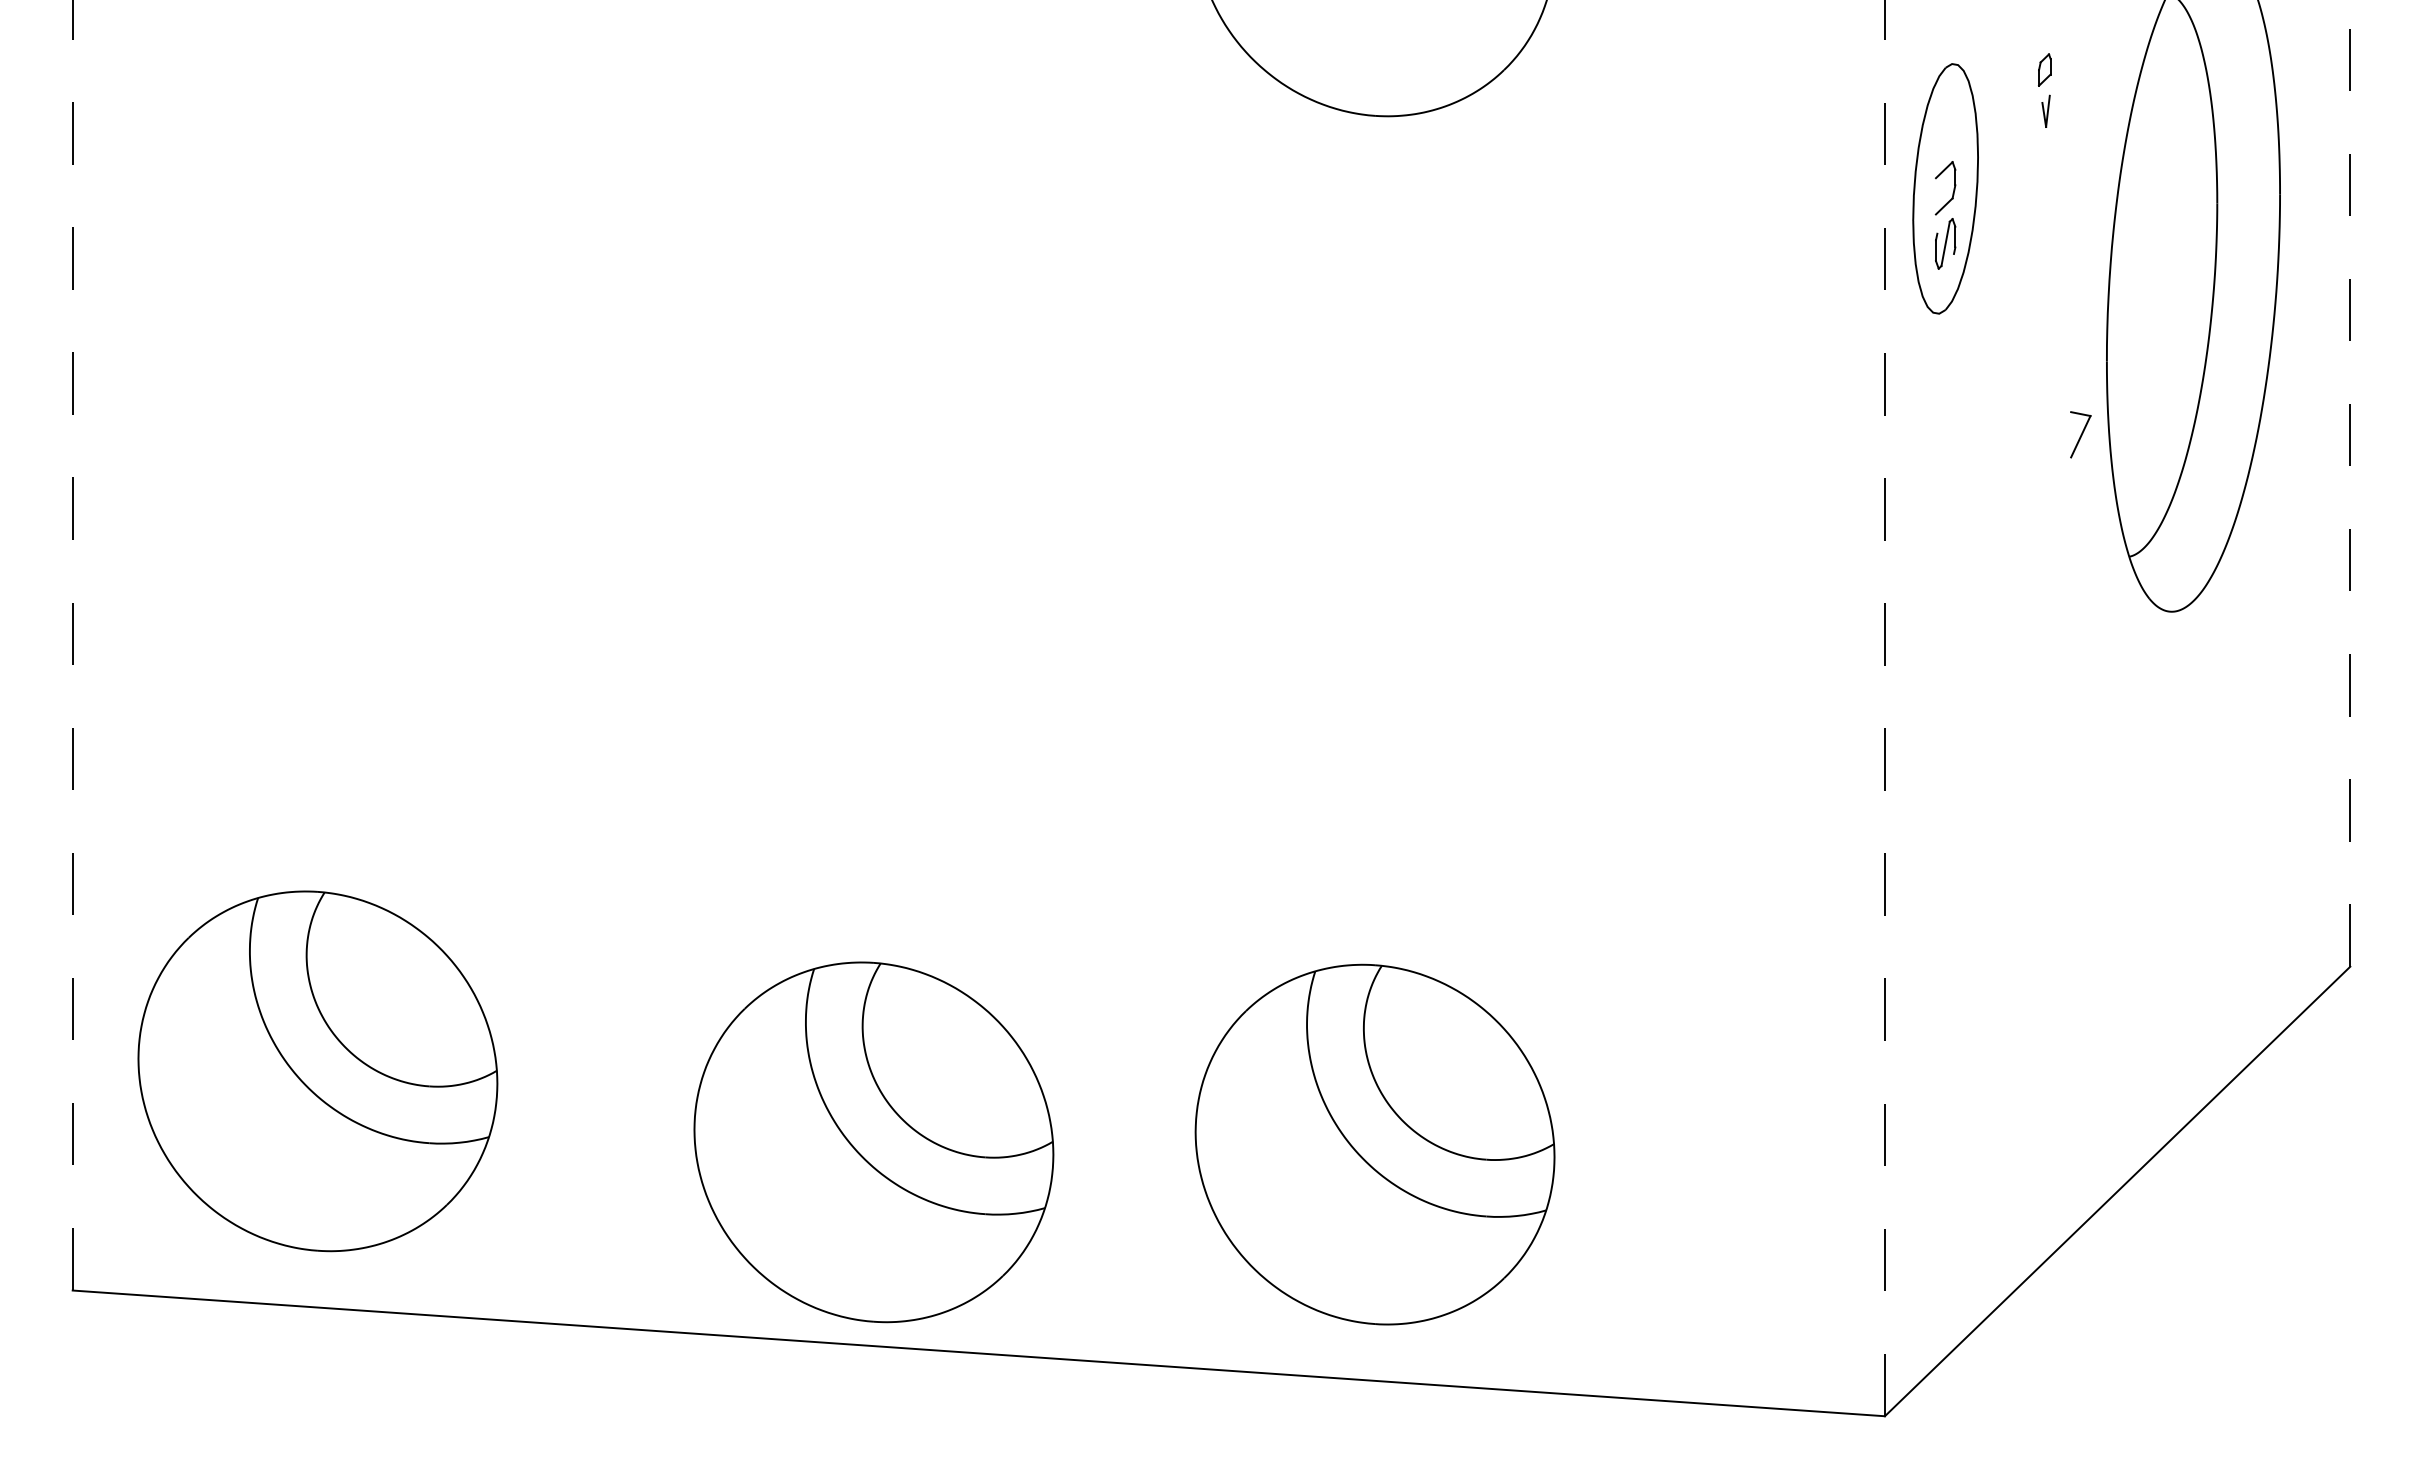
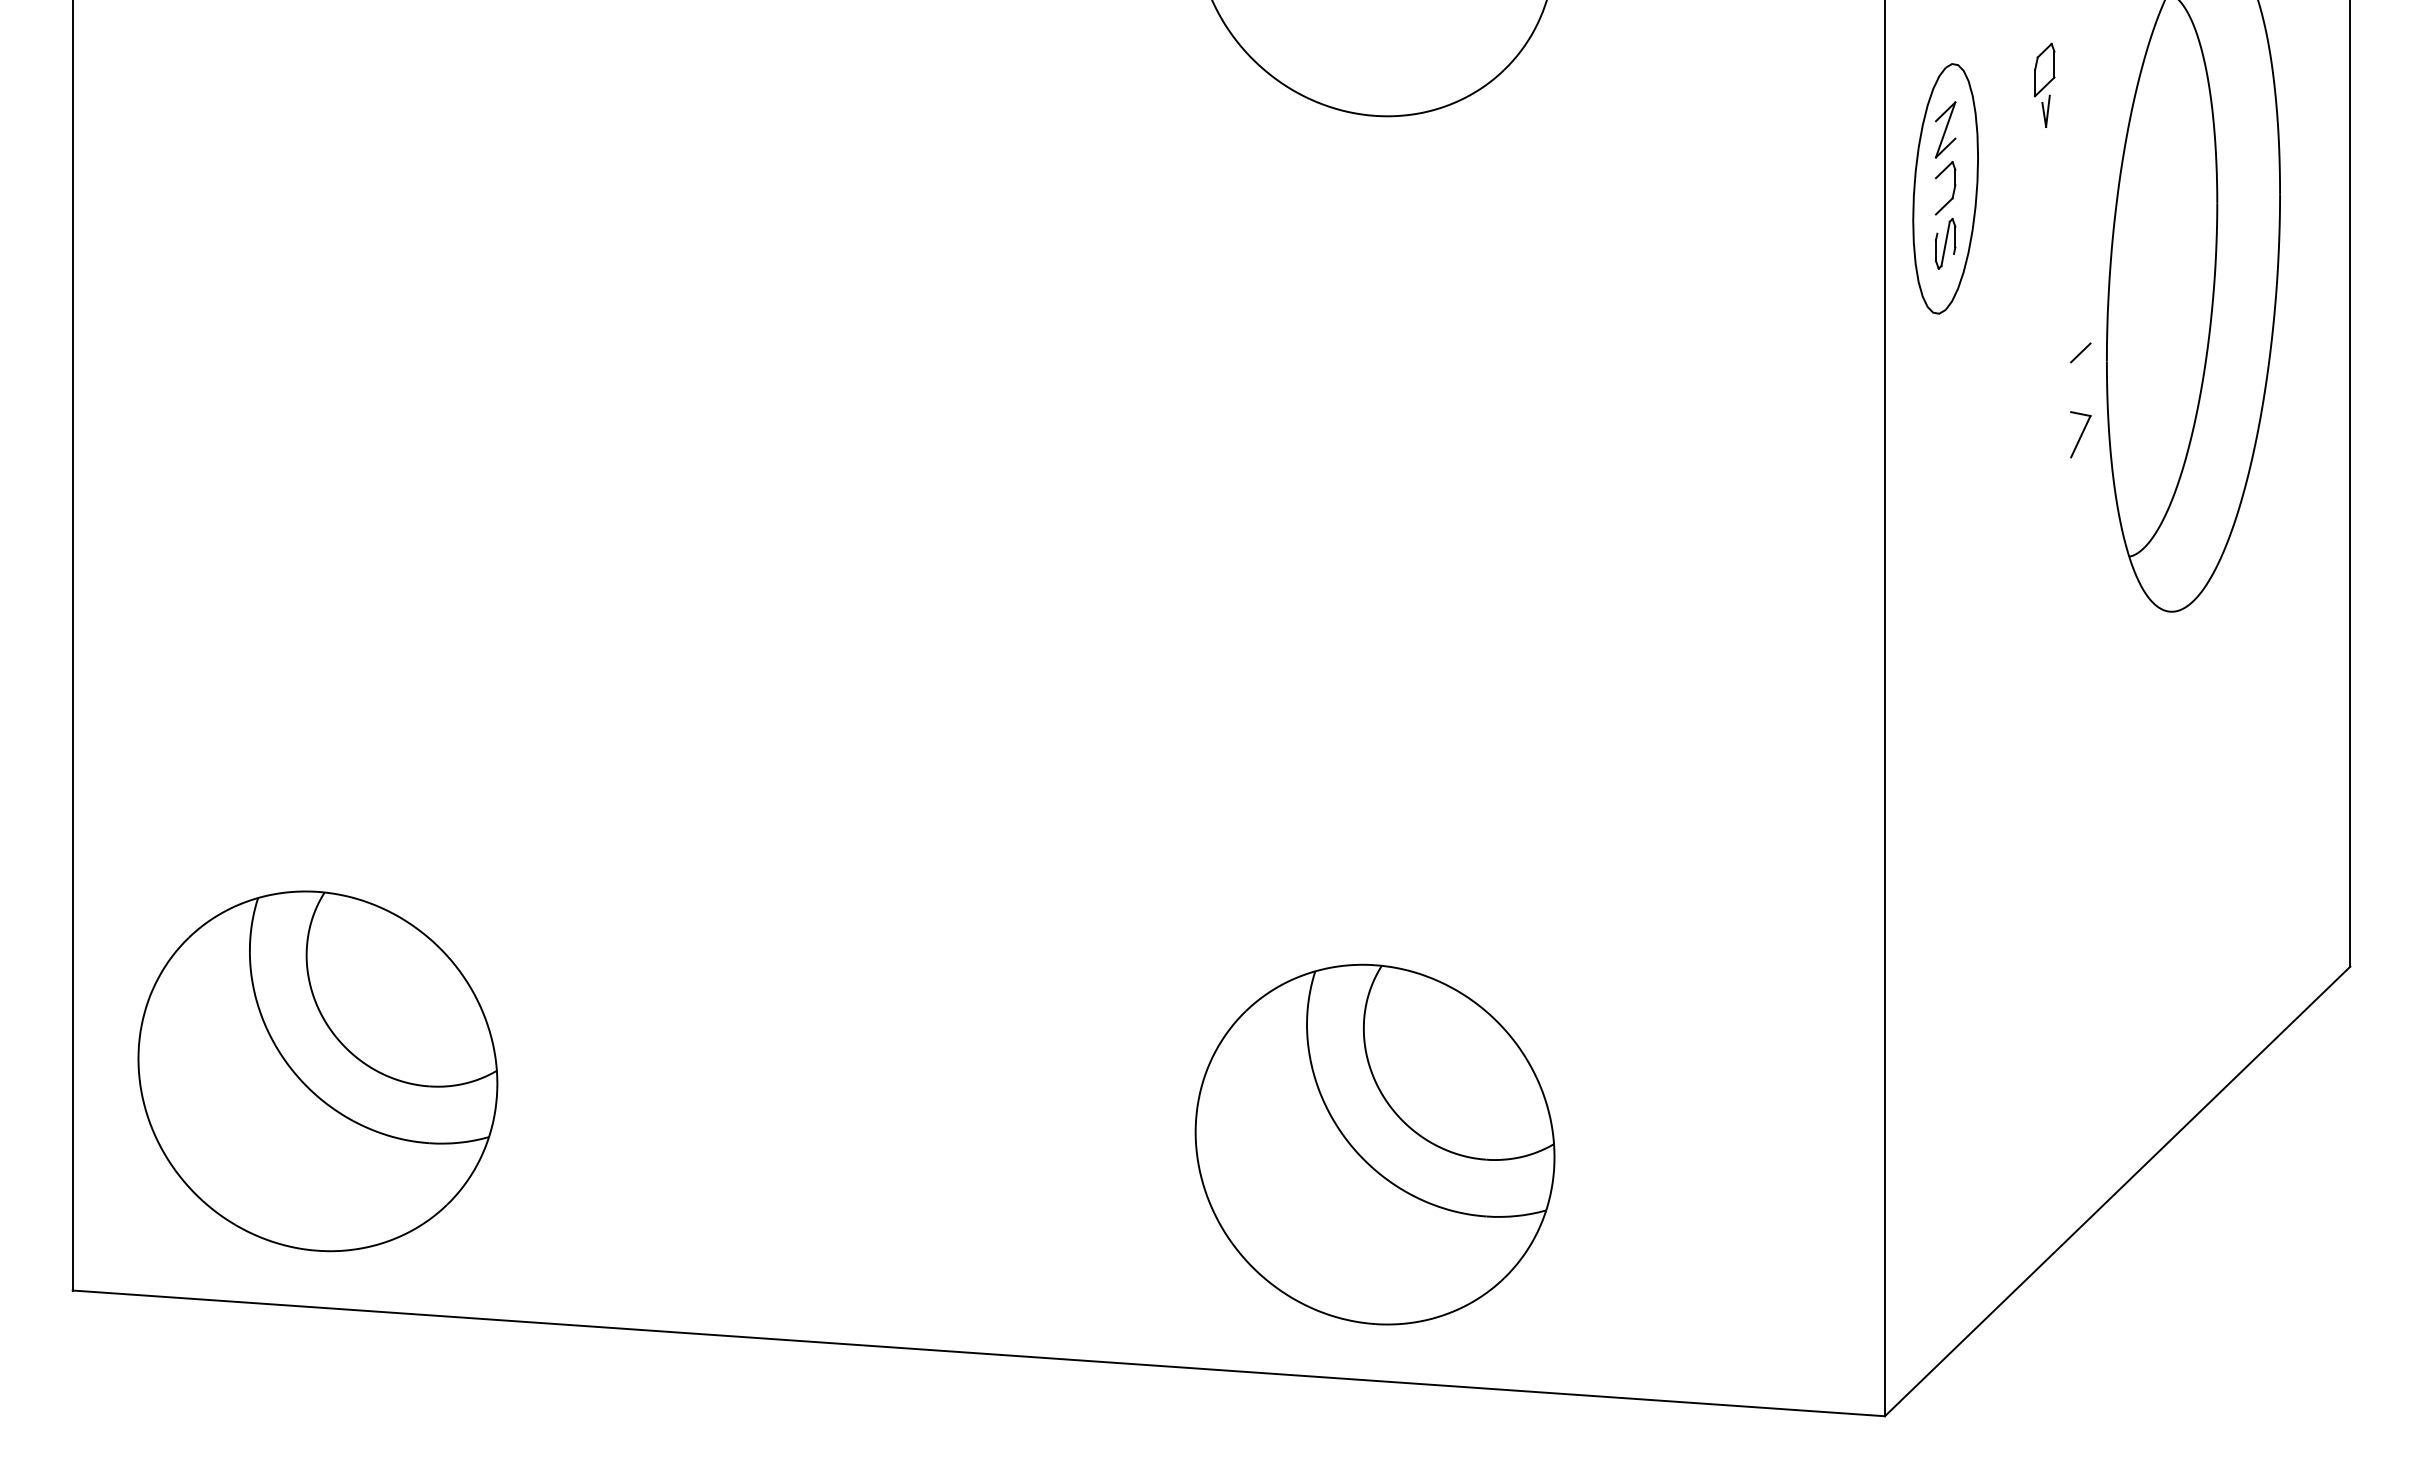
part size: 14x34 px -> 22x56 px (2044, 69)
part: none -> present (1945, 129)
line: none -> present (2080, 352)
line: dashed -> solid (2350, 483)
line: dashed -> solid (72, 645)
line: dashed -> solid (1884, 708)
part: present -> none (873, 1142)
